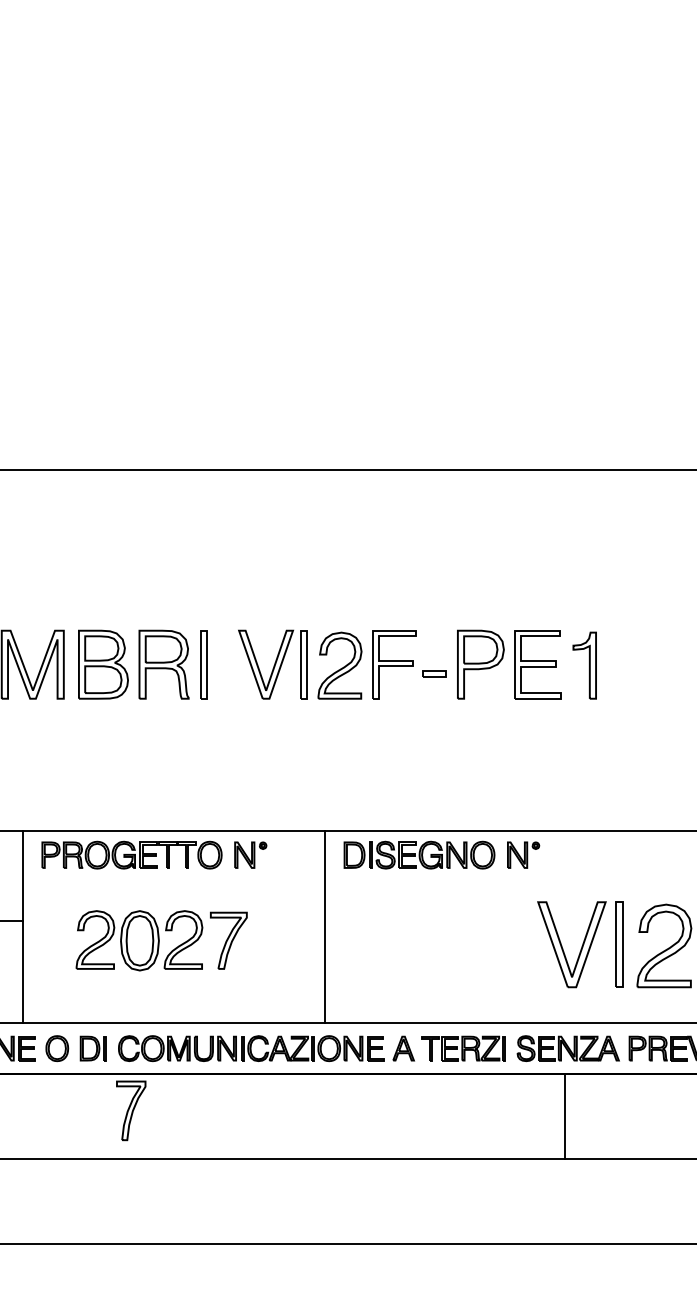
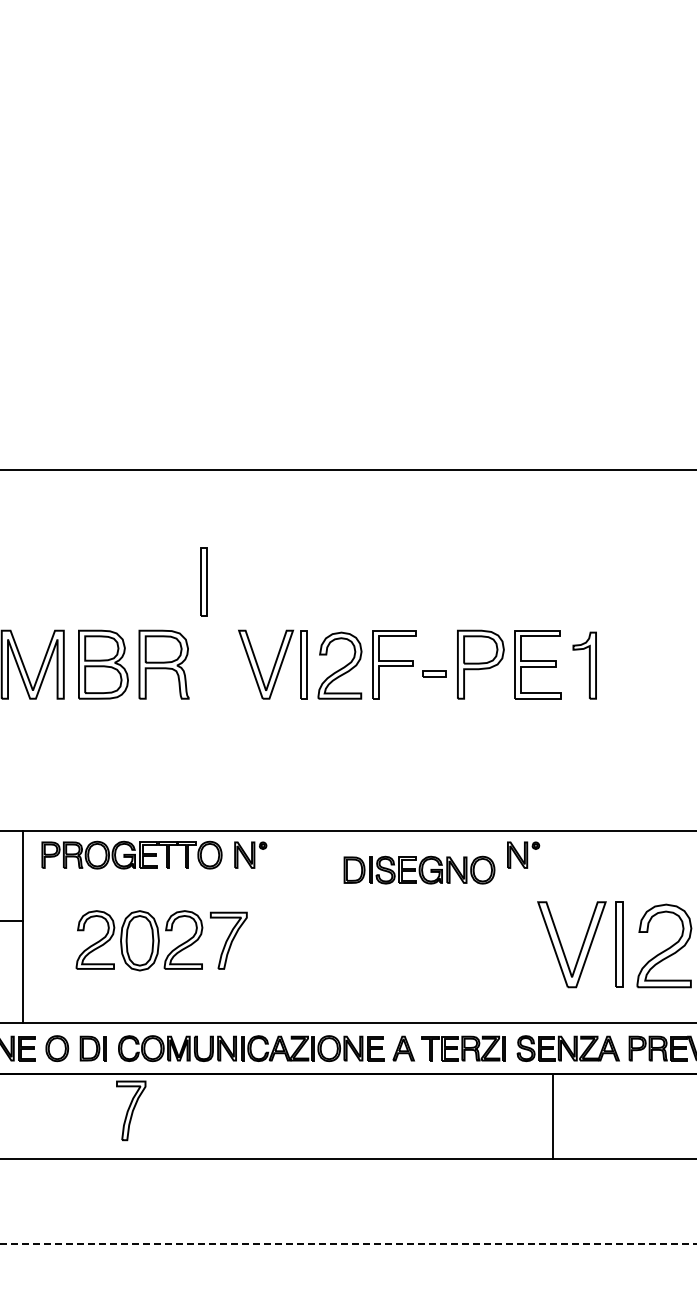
part position: (203, 664) -> (203, 581) (203, 581)
part position: (419, 854) -> (419, 869) (419, 869)
line: present -> none (324, 926)
line position: (564, 1115) -> (552, 1115) (552, 1115)
line: solid -> dashed (349, 1243)
